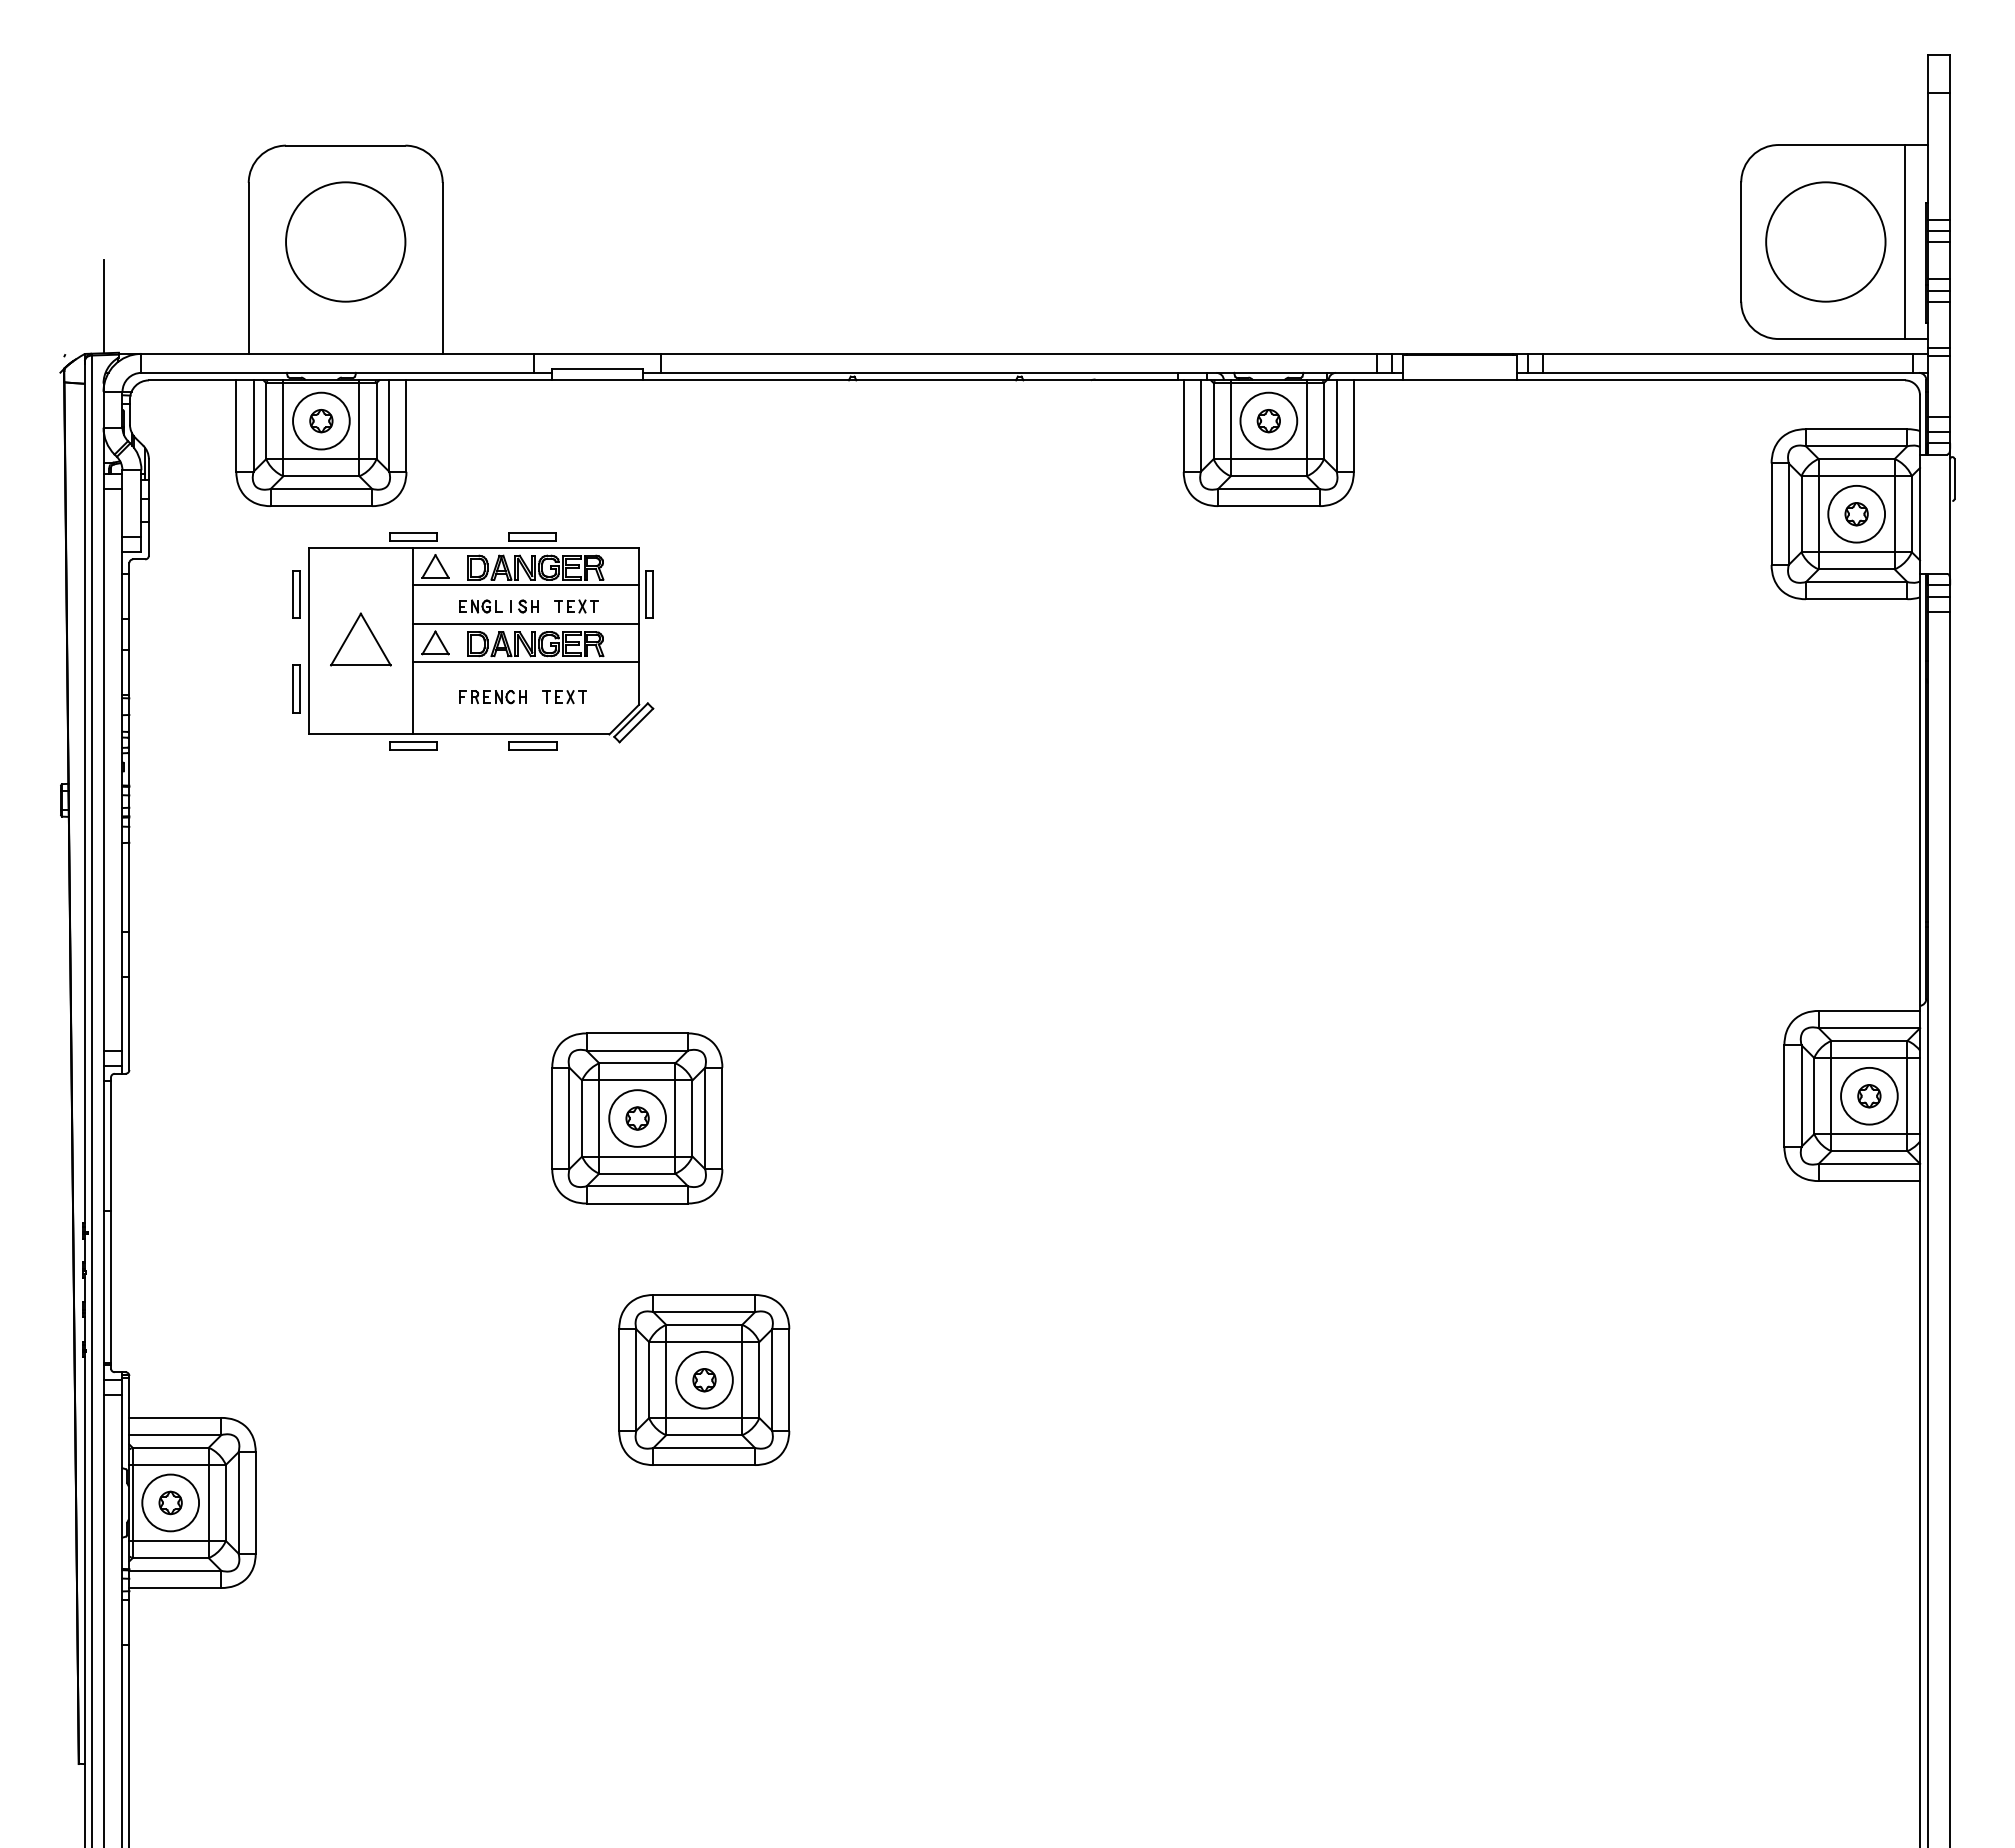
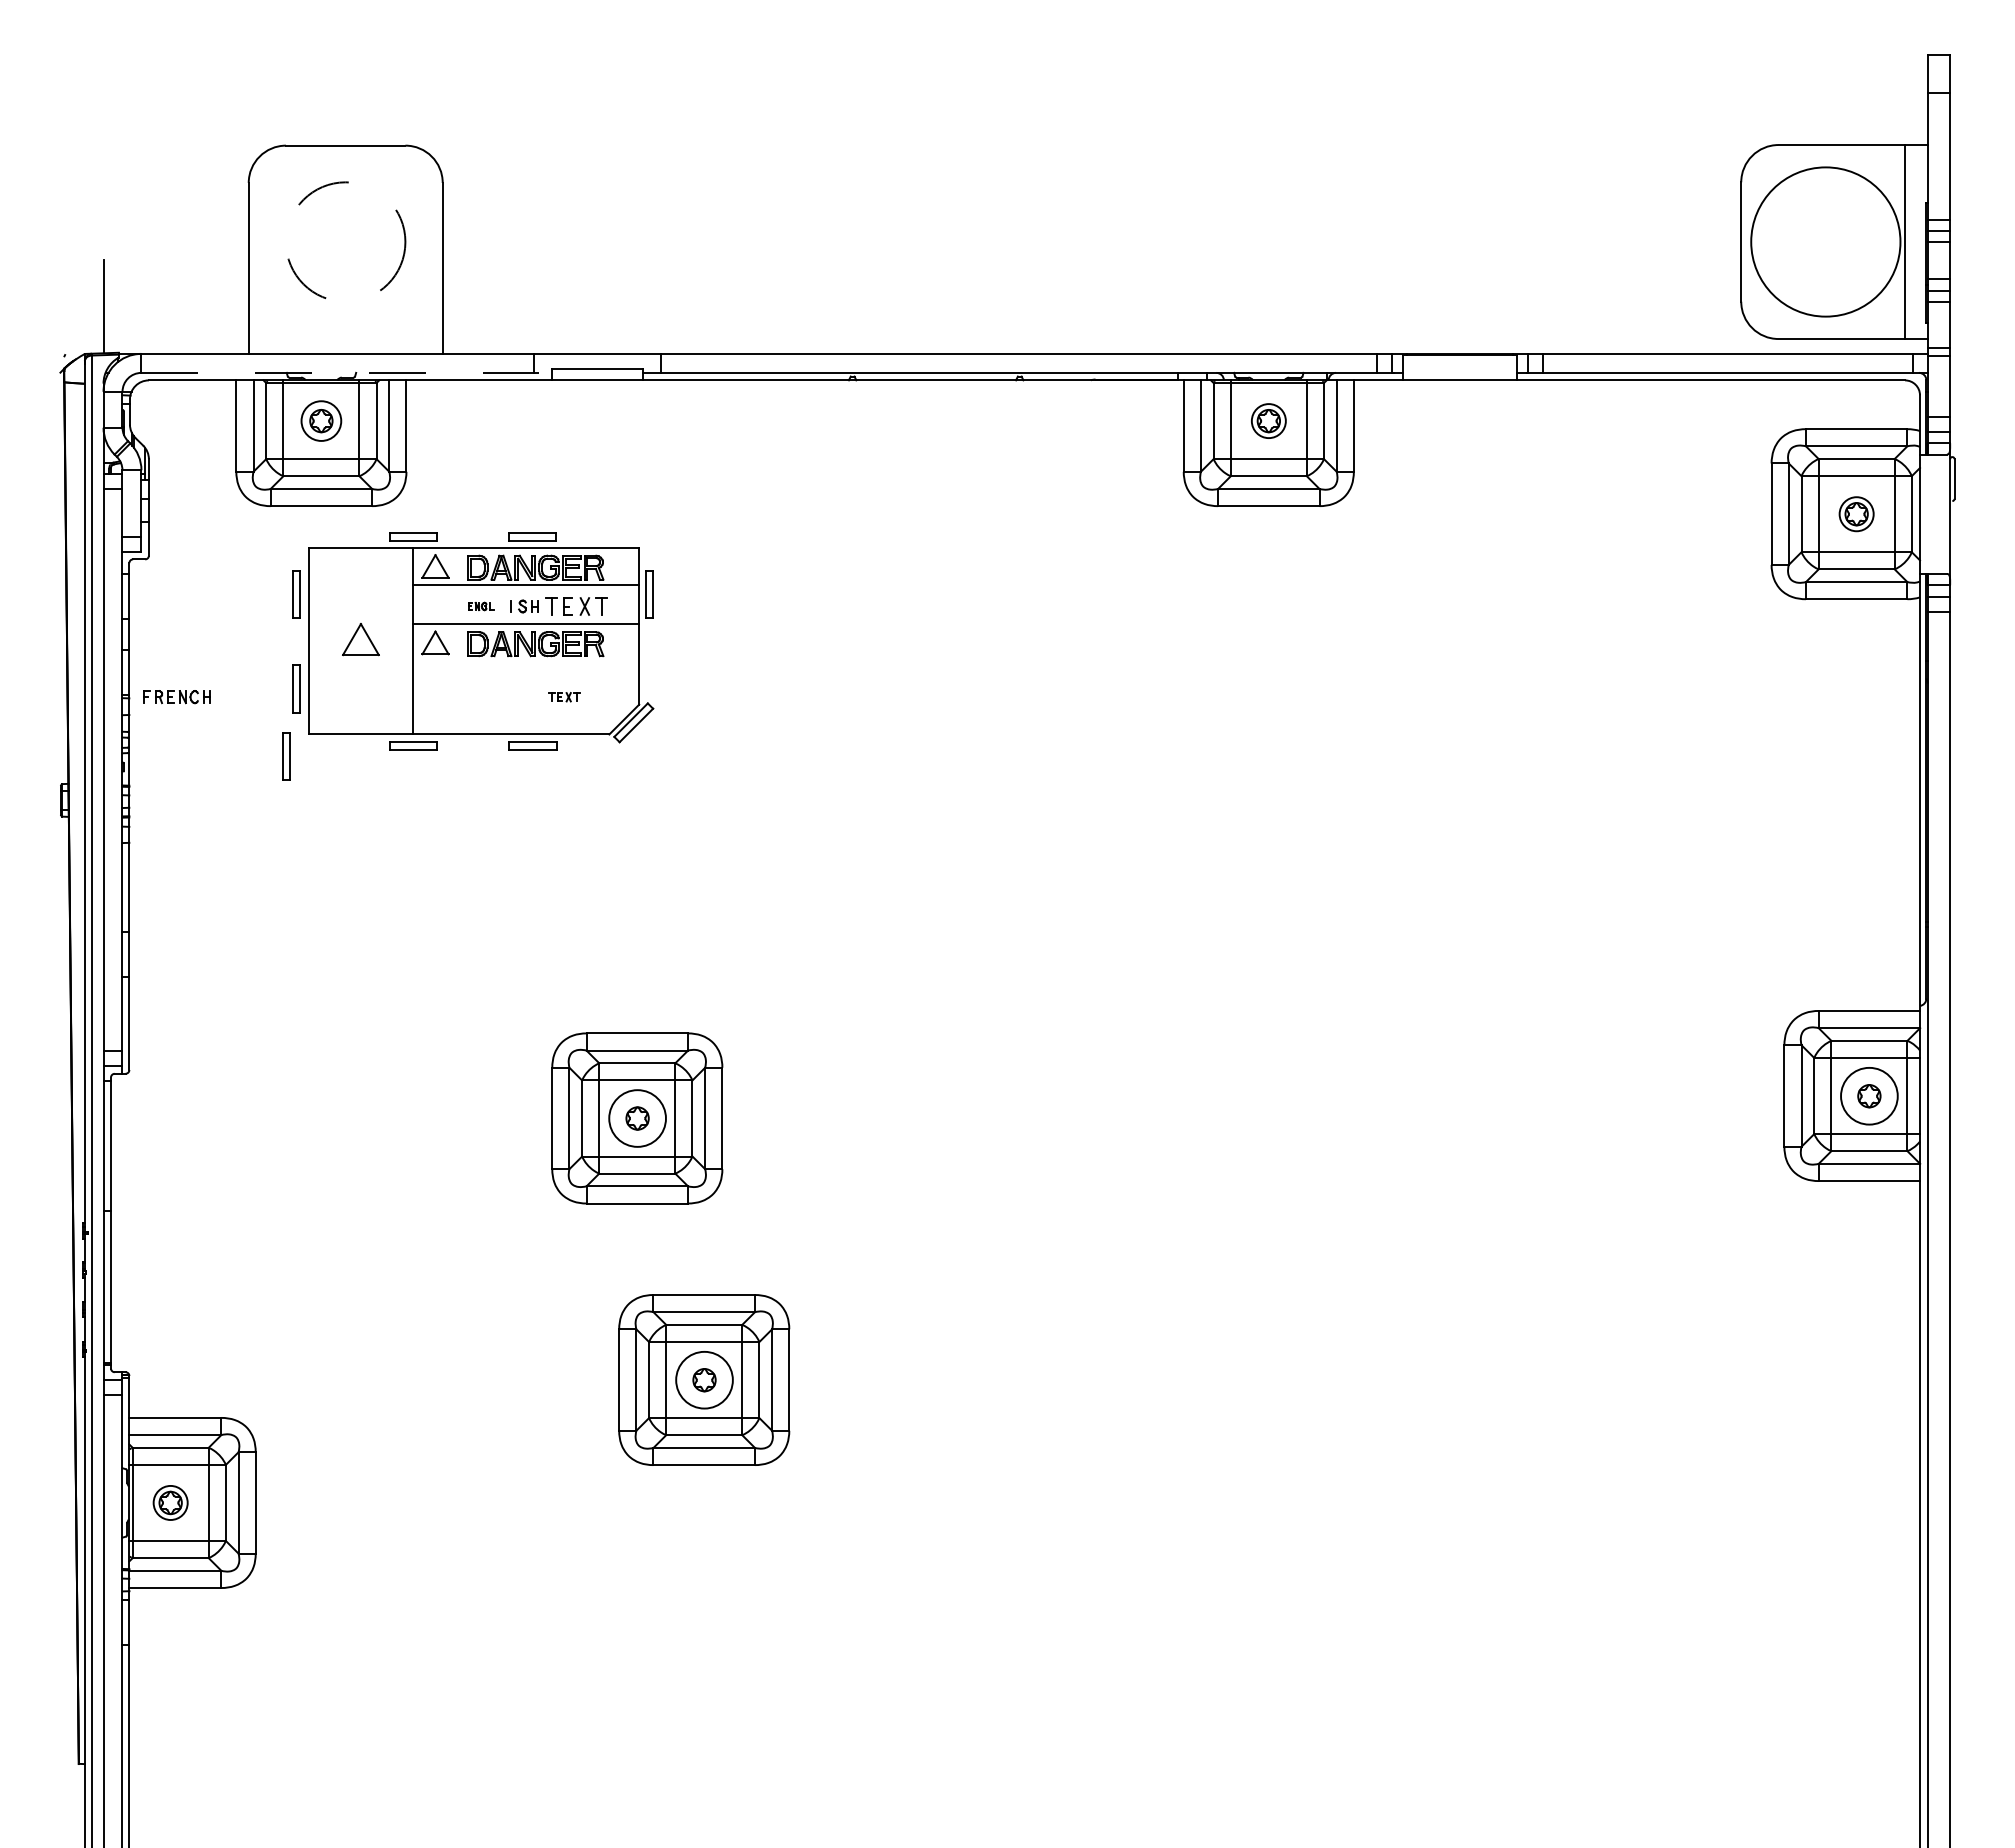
circle: solid -> dashed (345, 241)
circle diameter: 119 px -> 149 px (1825, 241)
line: solid -> dashed (347, 372)
circle diameter: 57 px -> 40 px (321, 420)
circle diameter: 57 px -> 34 px (1268, 421)
circle diameter: 57 px -> 34 px (1856, 514)
part size: 44x15 px -> 27x11 px (481, 606)
part size: 45x15 px -> 63x19 px (576, 606)
part size: 62x55 px -> 38x34 px (360, 639)
line: present -> none (526, 661)
part position: (492, 697) -> (176, 697) (176, 697)
part size: 45x15 px -> 33x11 px (564, 697)
part: none -> present (286, 756)
circle diameter: 57 px -> 34 px (170, 1502)
